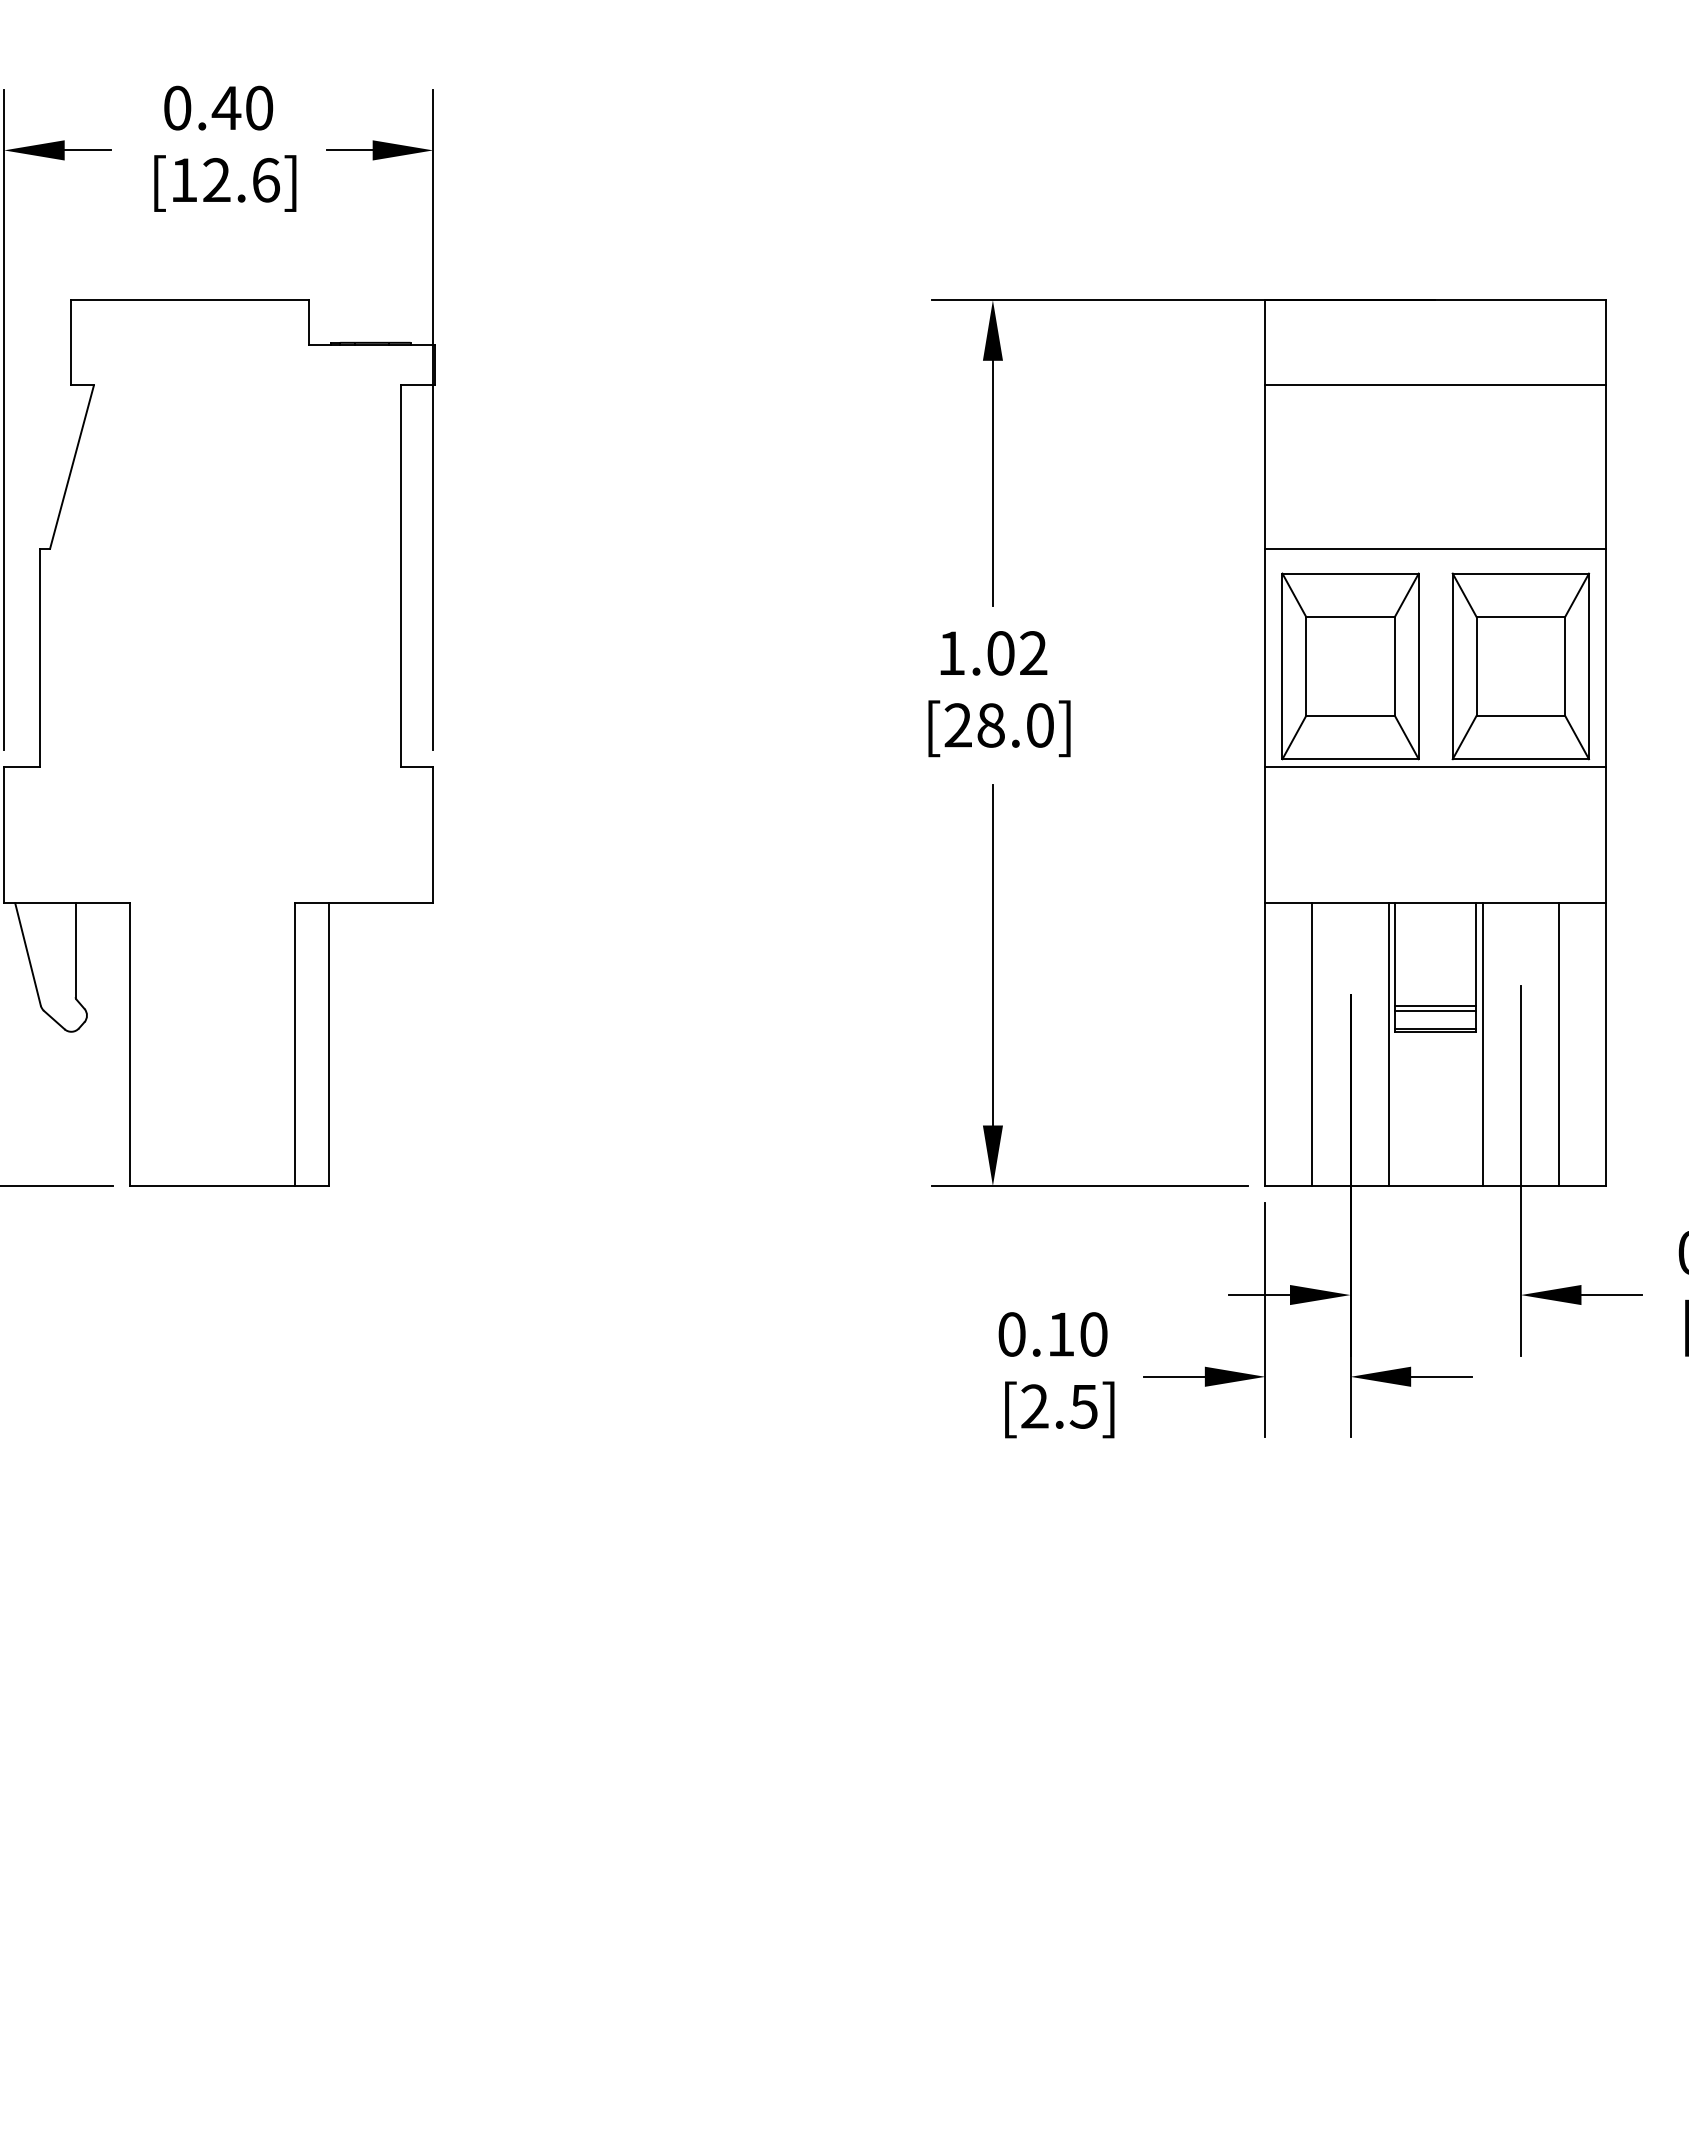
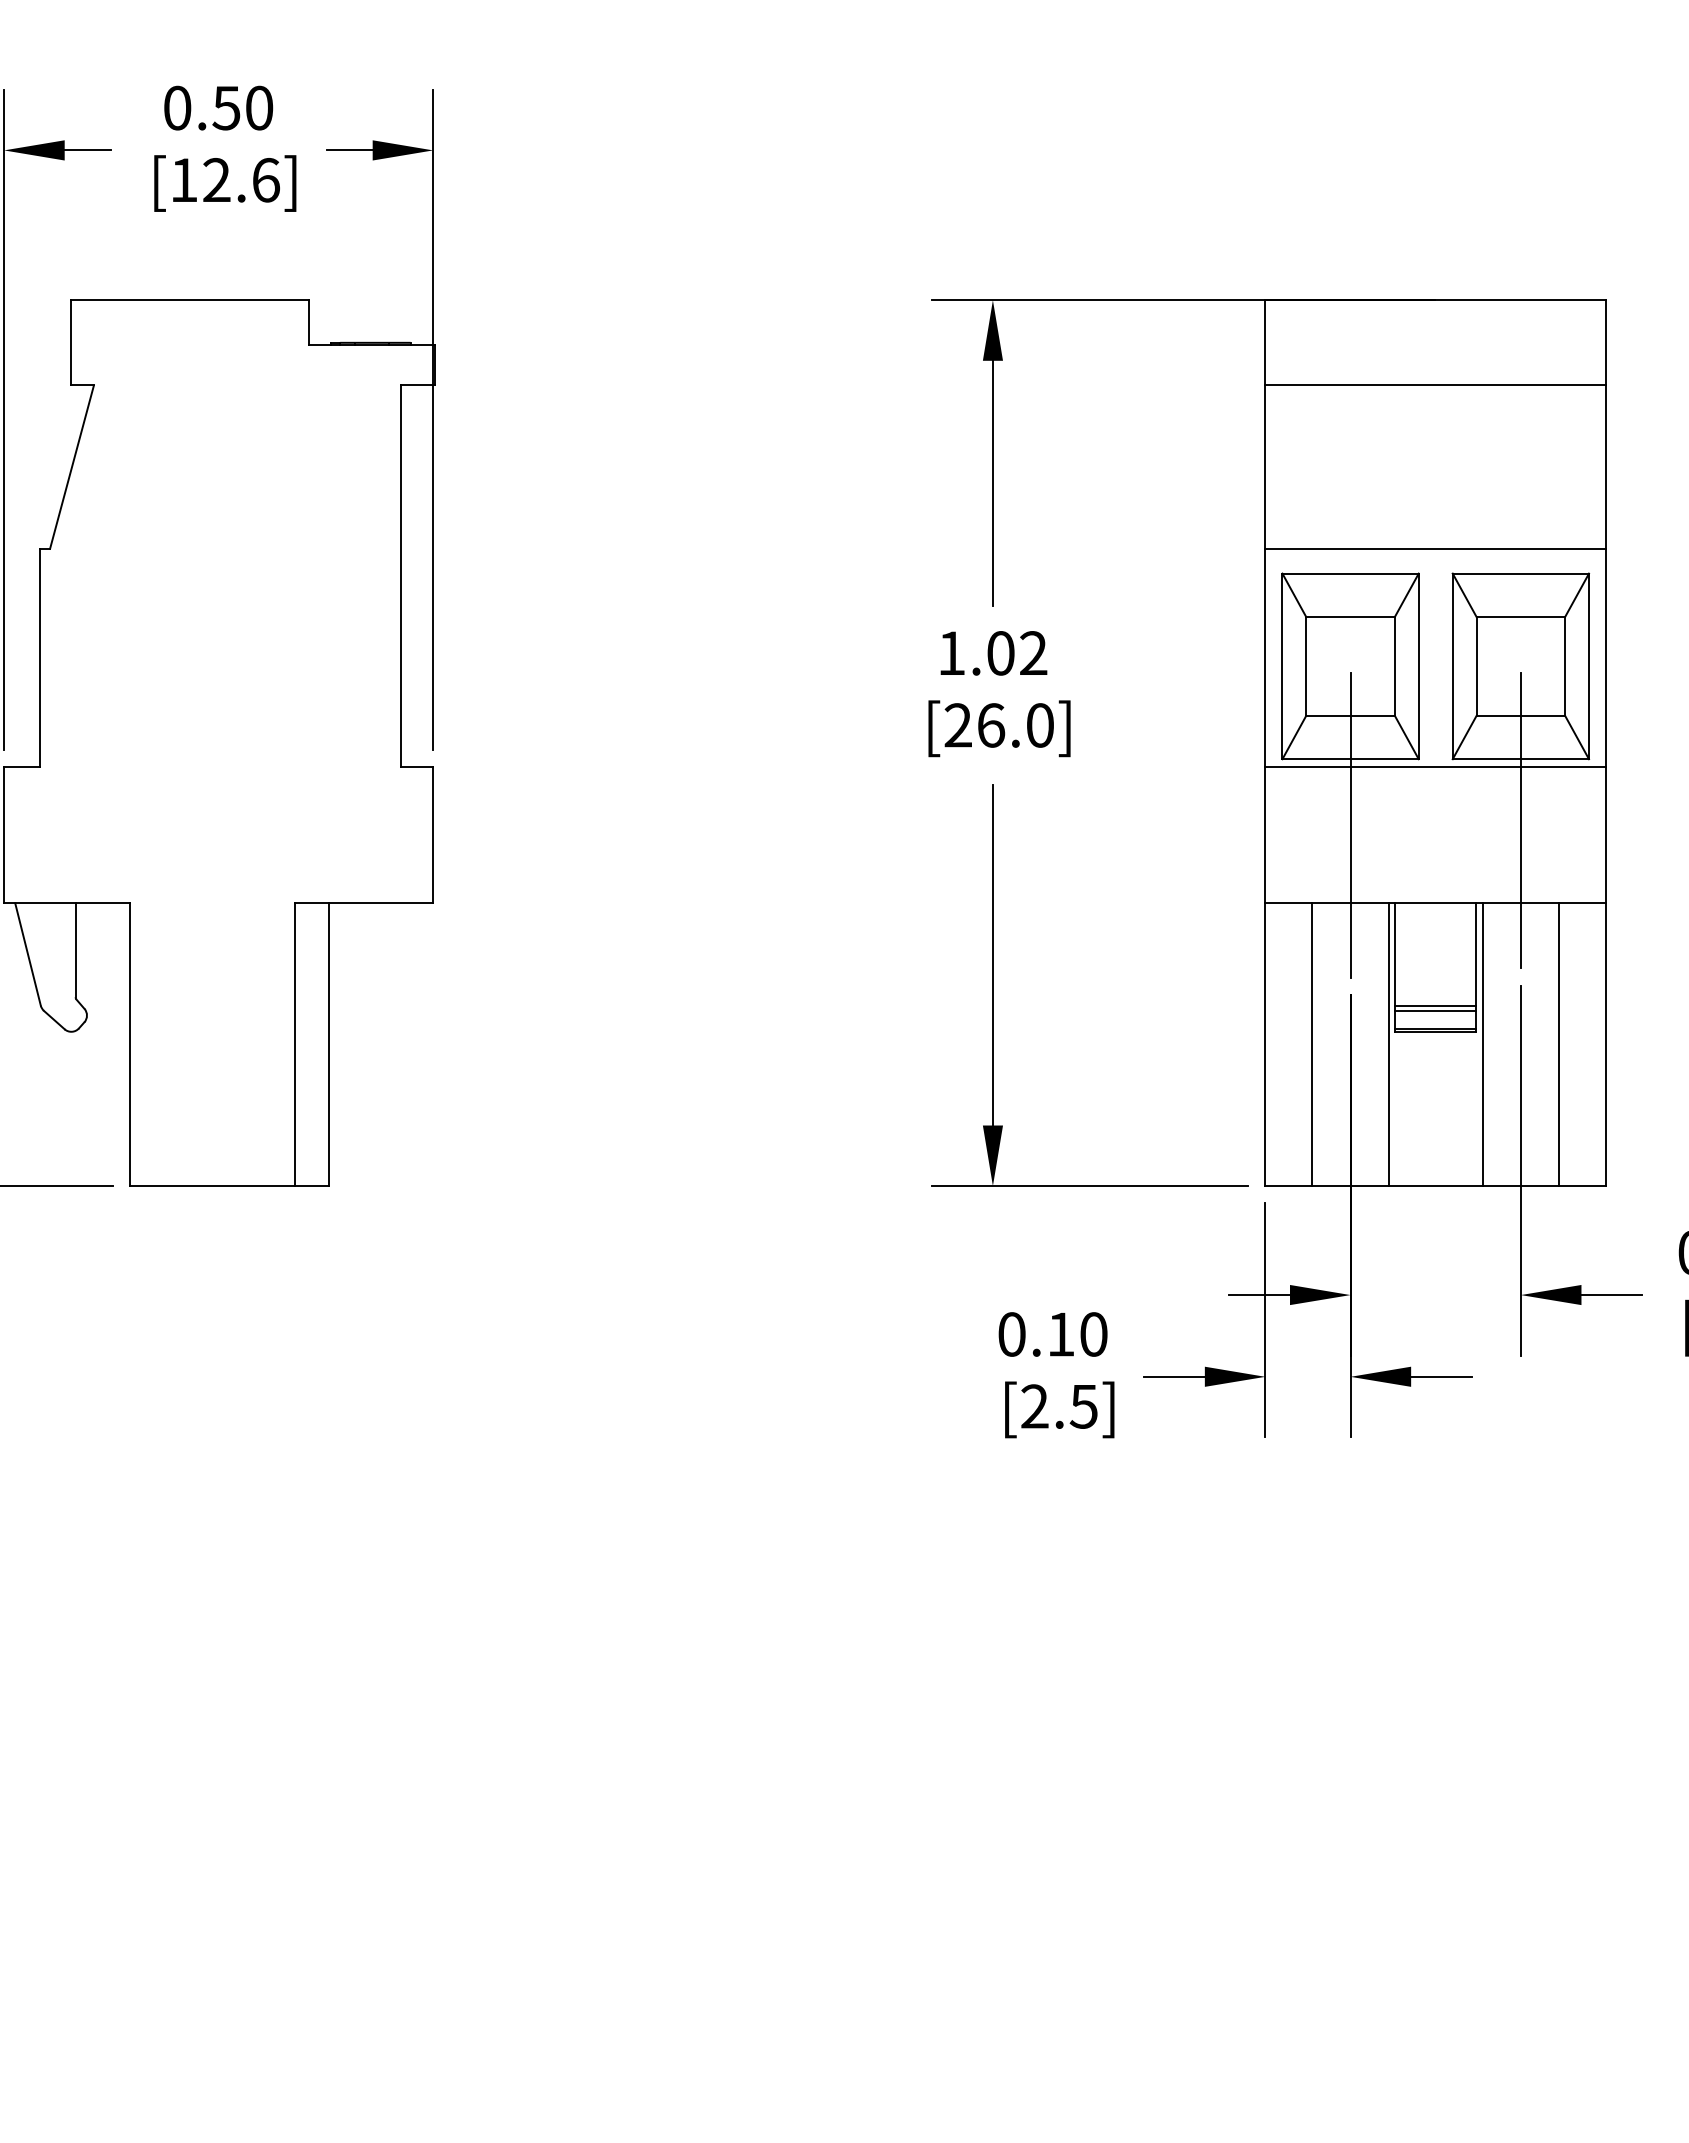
text: 0.40 -> 0.50 (226, 108)
text: [28.0] -> [26.0] (991, 725)
line: none -> present (1520, 820)
line: none -> present (1350, 824)
